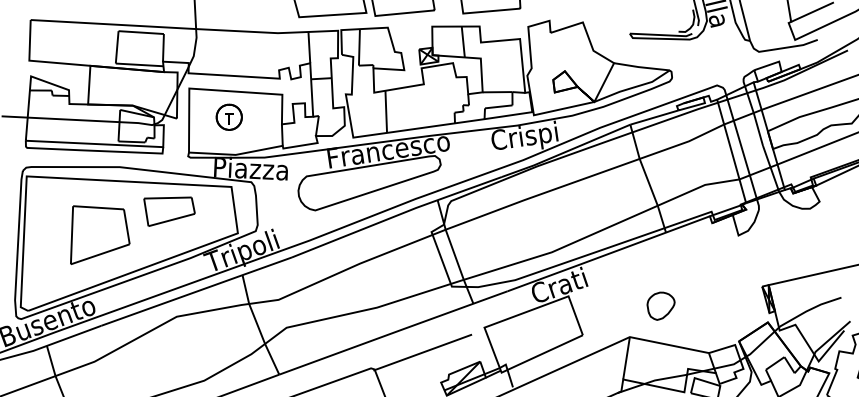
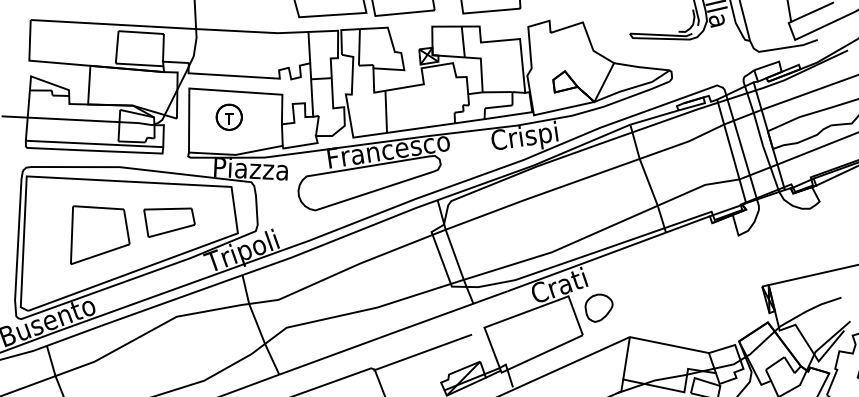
part position: (169, 211) -> (169, 222) (169, 222)
part position: (660, 305) -> (598, 307) (598, 307)
